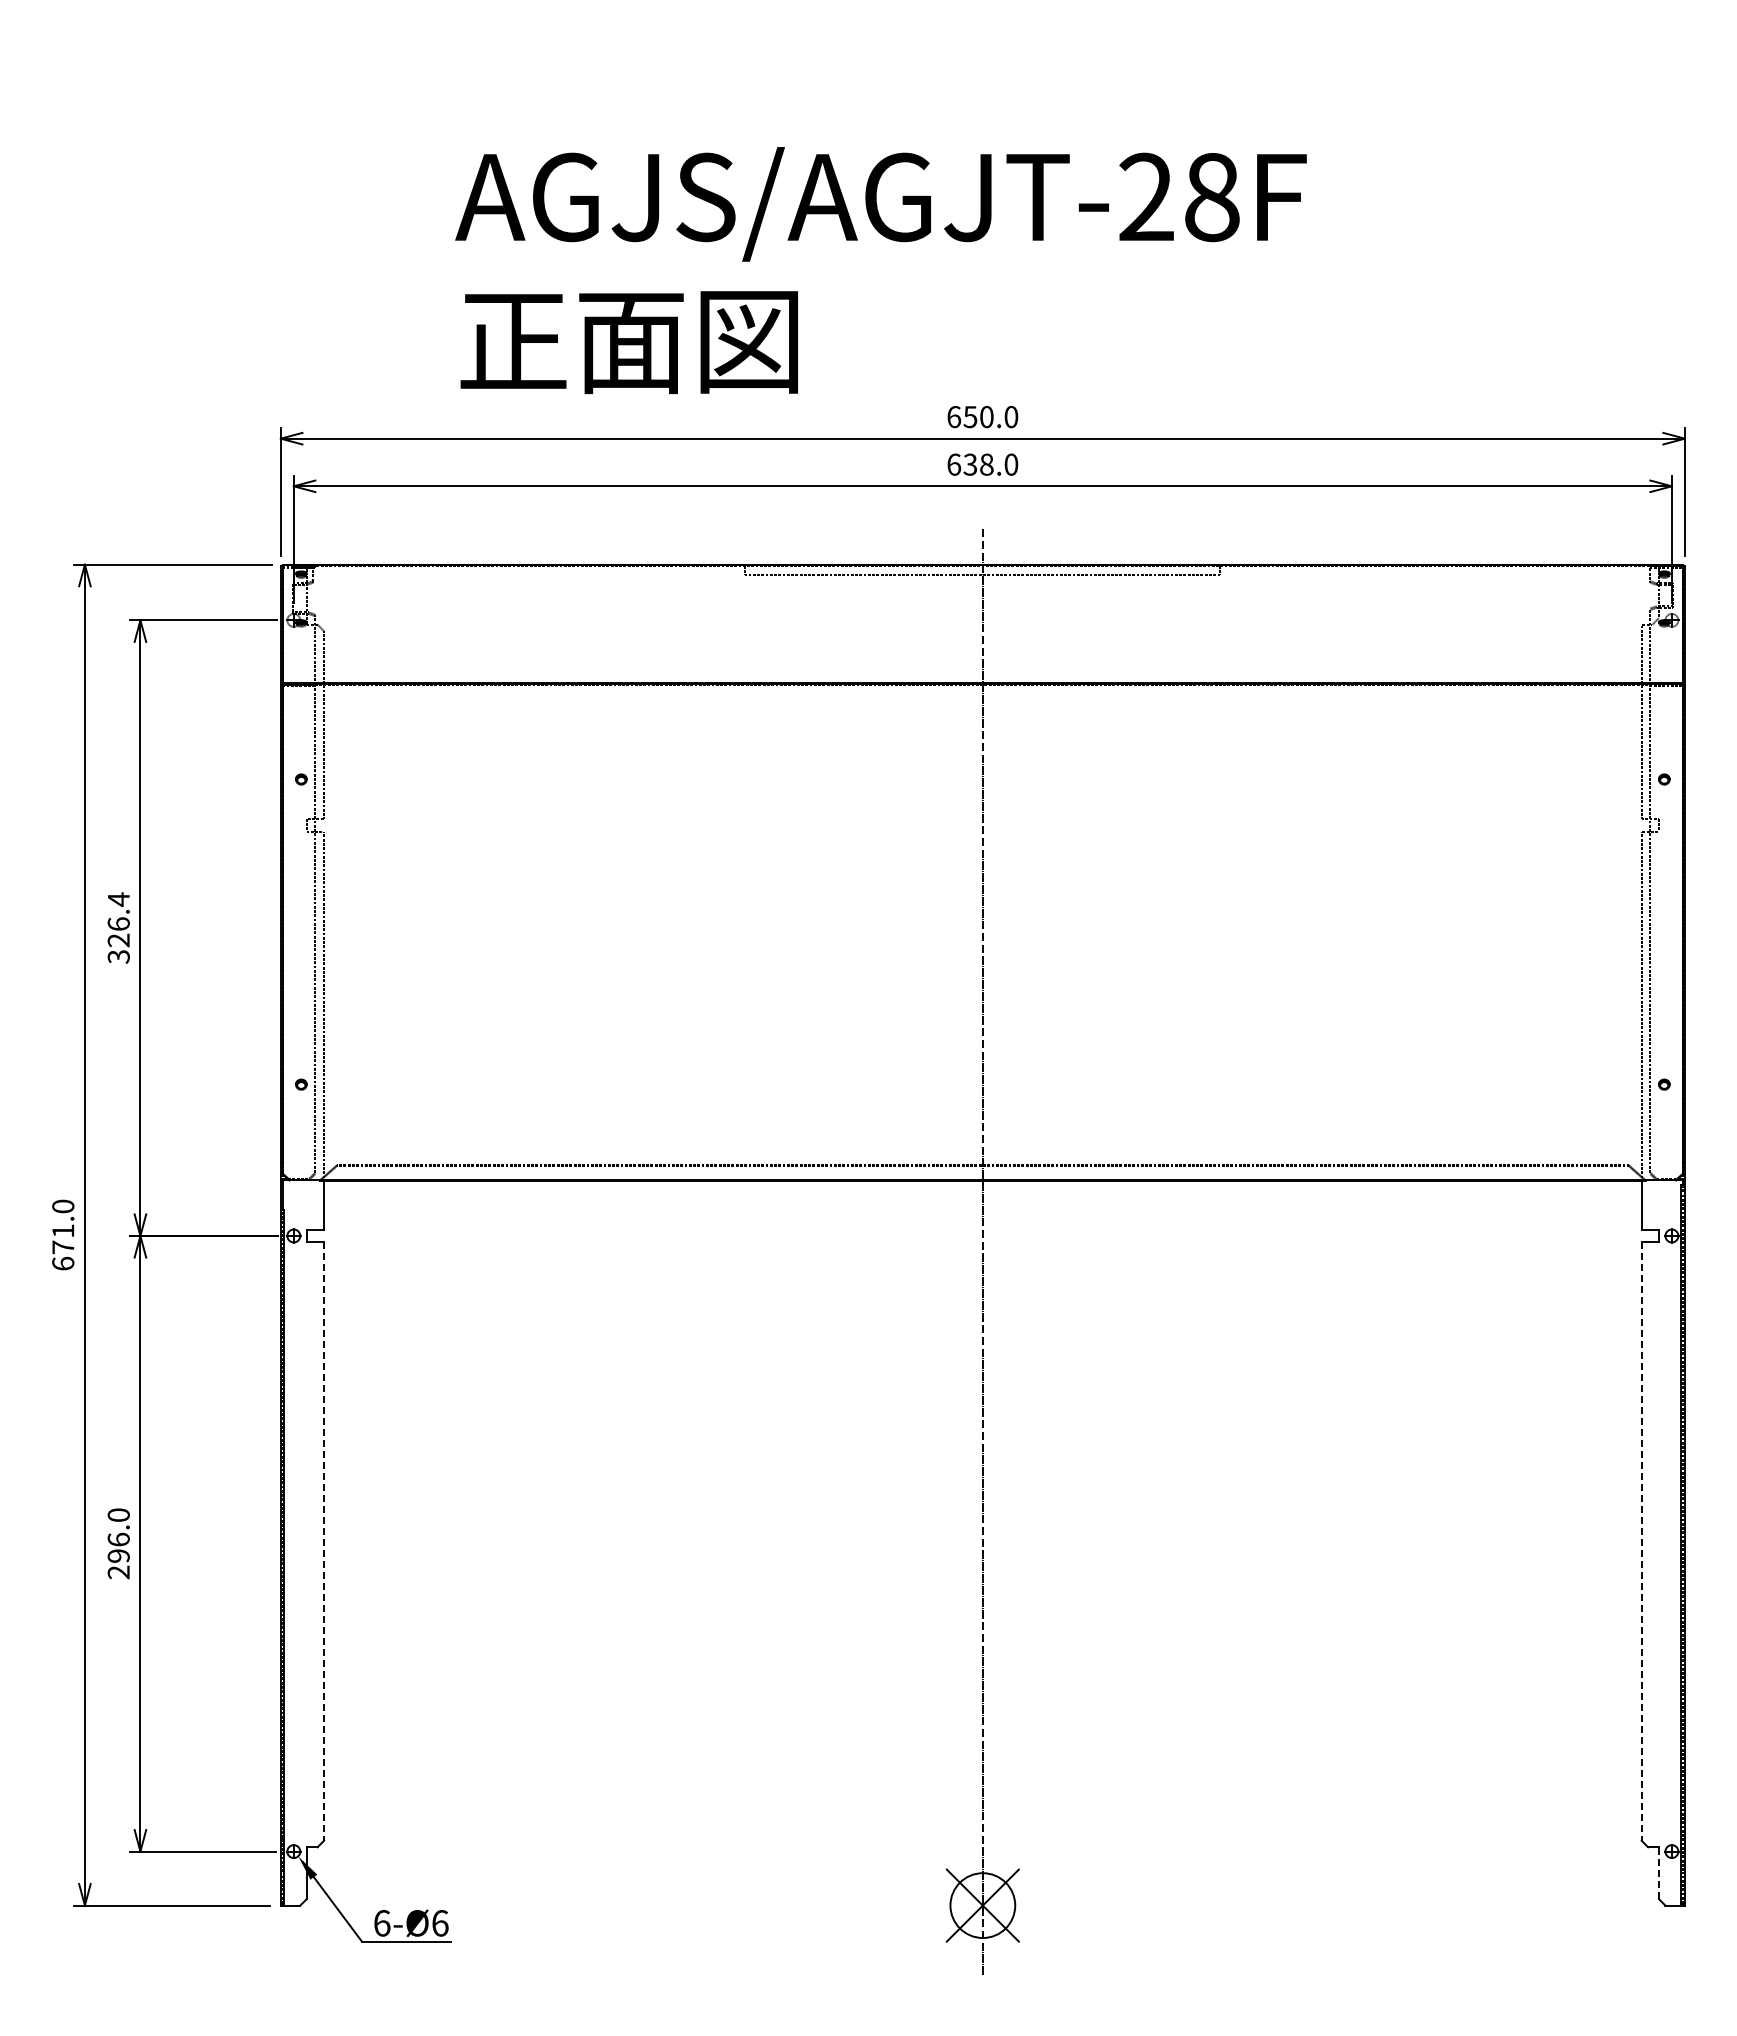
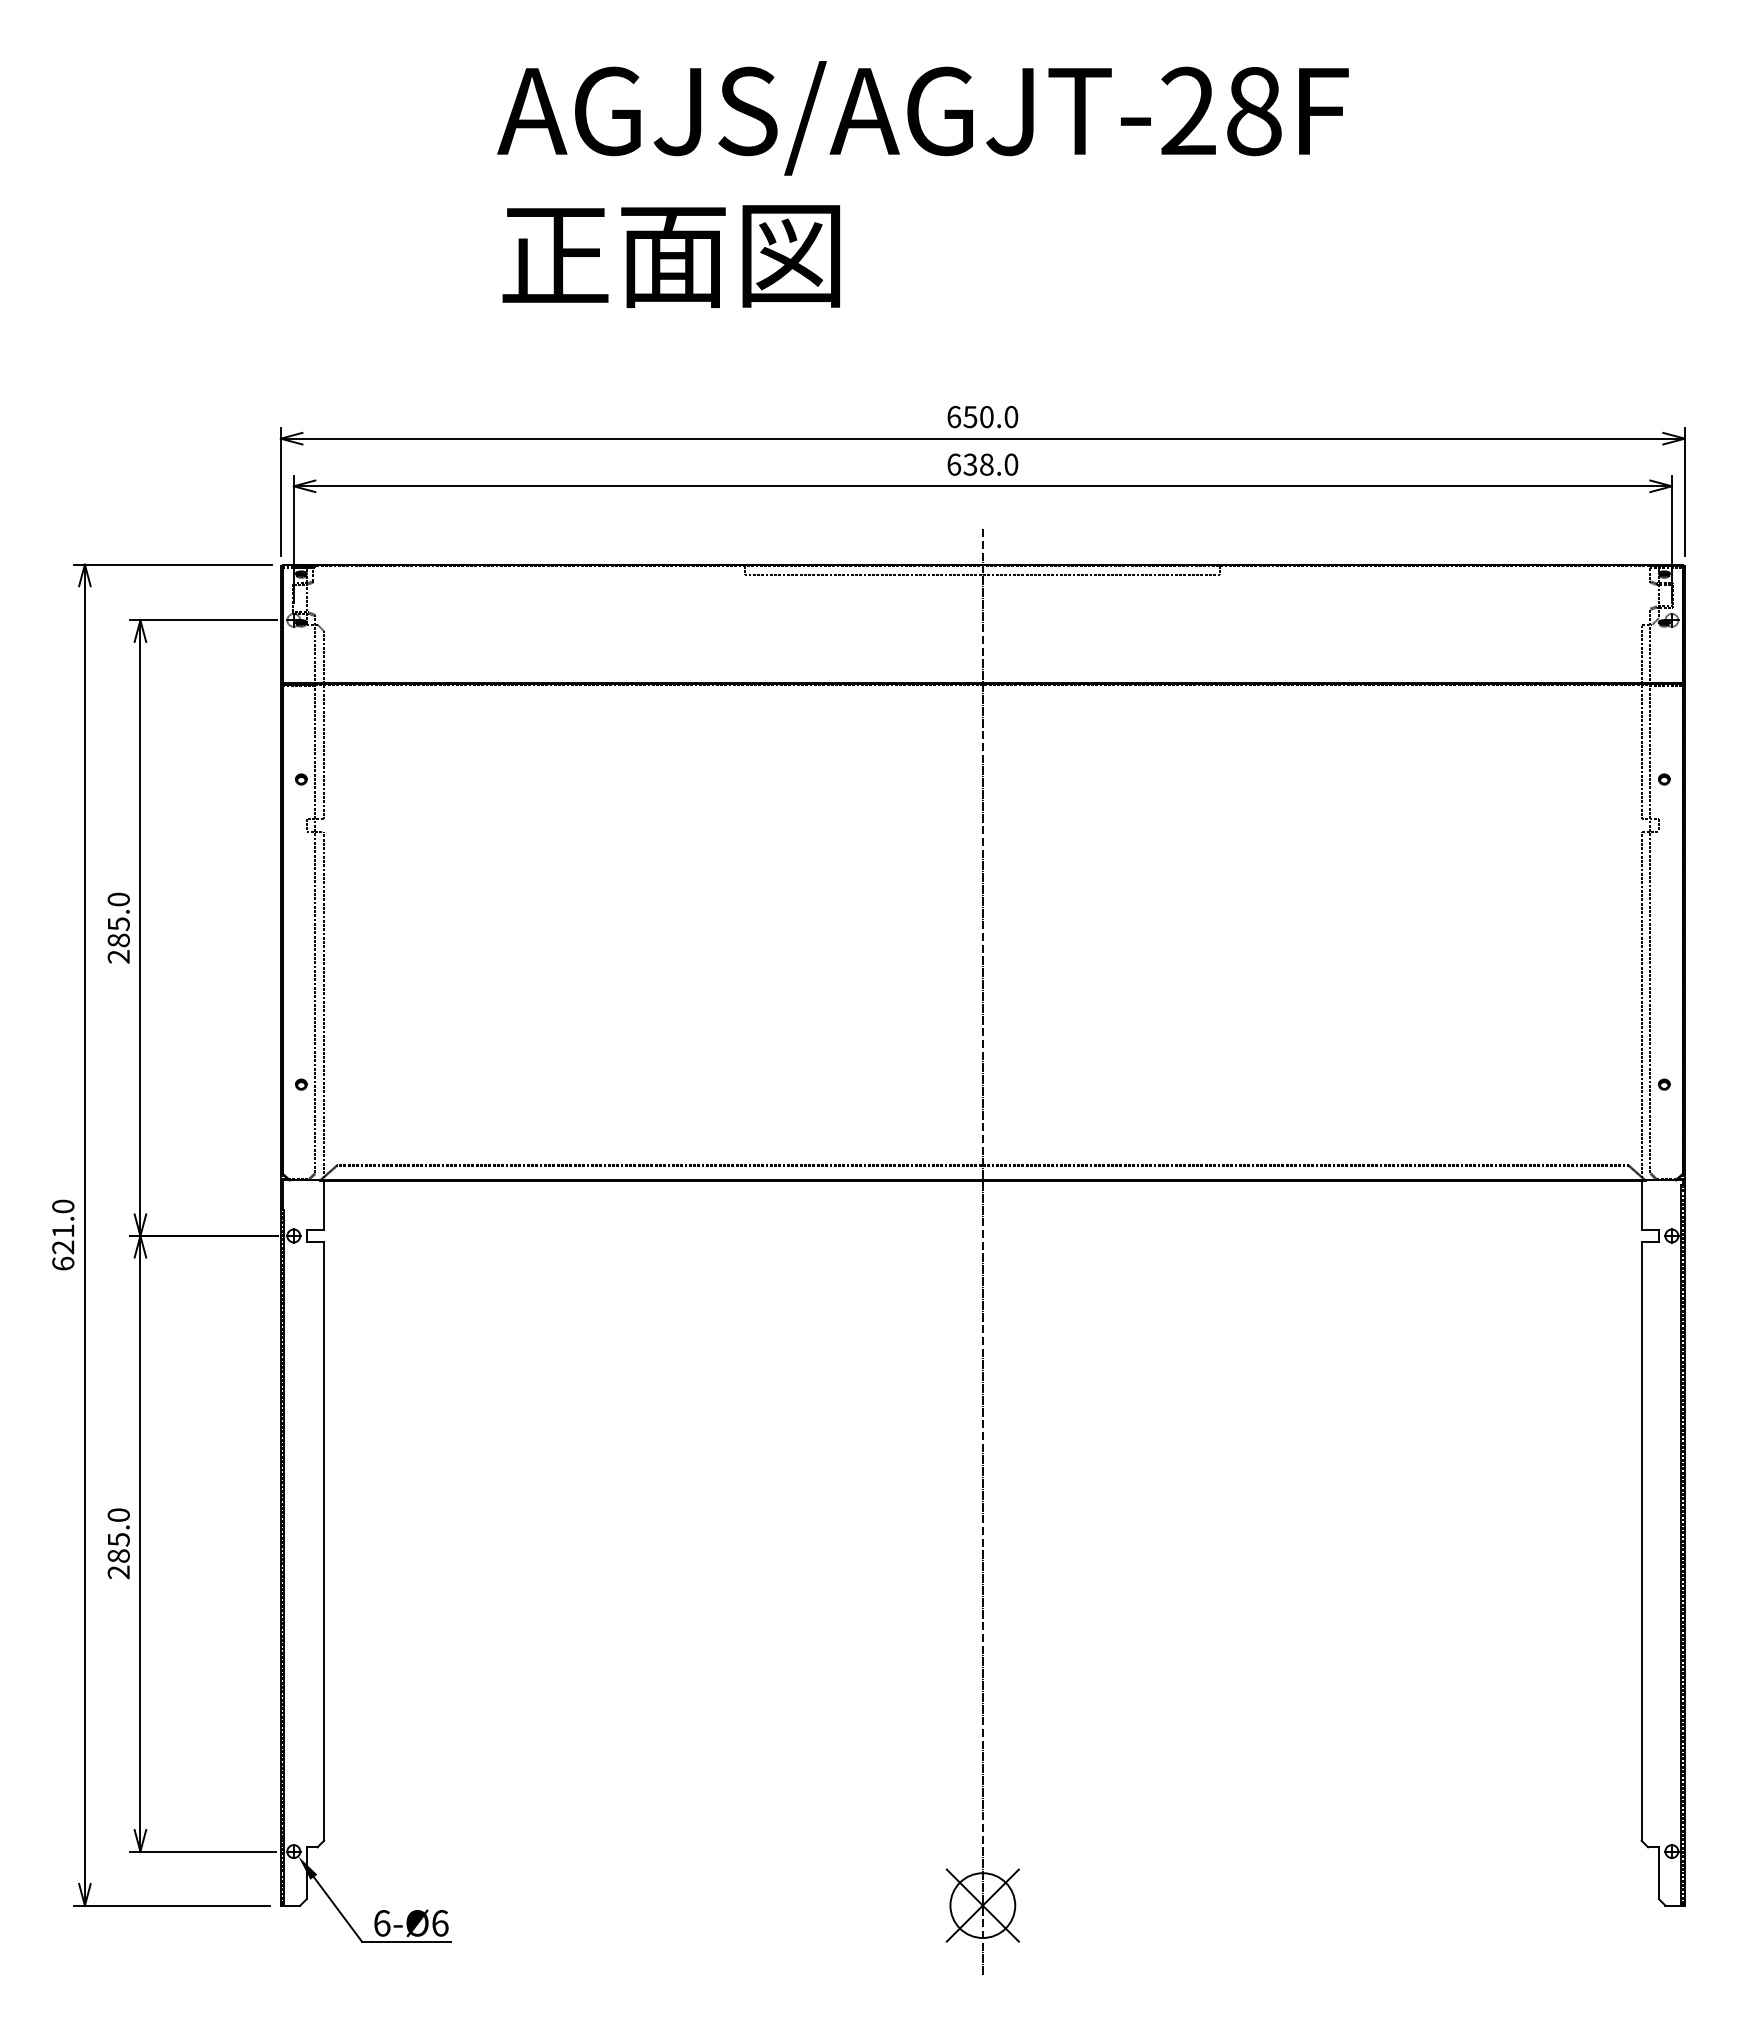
text position: (880, 270) -> (922, 184) (922, 184)
text: 326.4 -> 285.0 (118, 927)
text: 671.0 -> 621.0 (63, 1247)
line: dashed -> solid (324, 1542)
line: dashed -> solid (1641, 1542)
text: 296.0 -> 285.0 (118, 1547)
line: dashed -> solid (1658, 1873)
